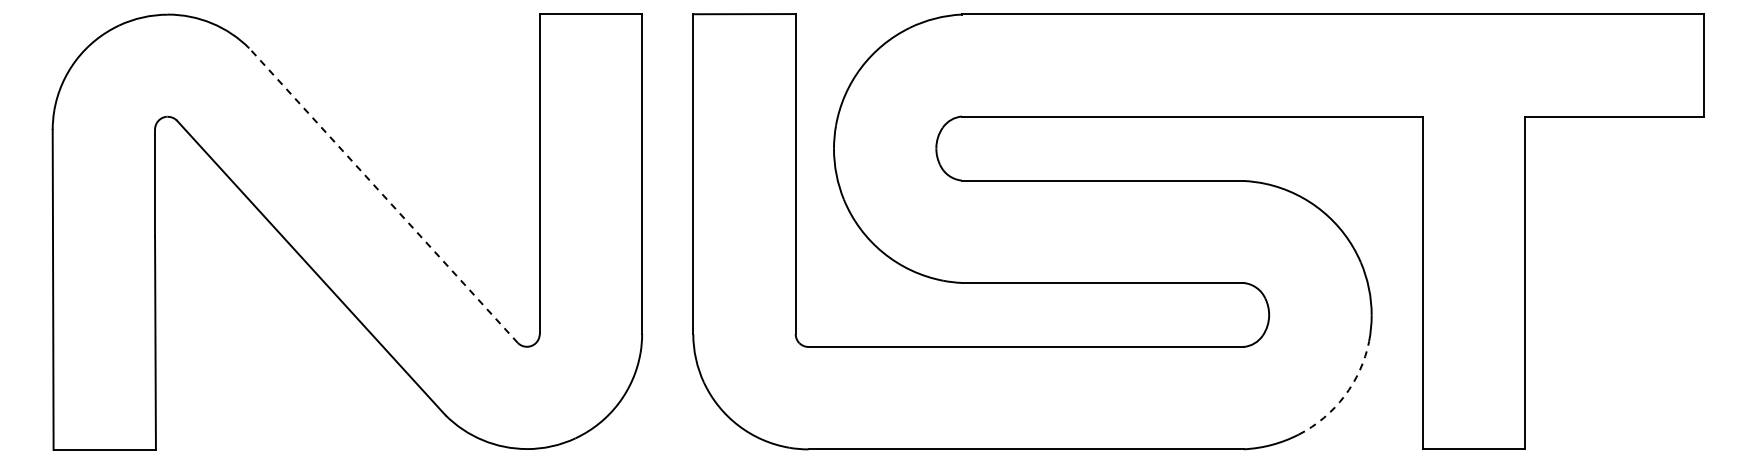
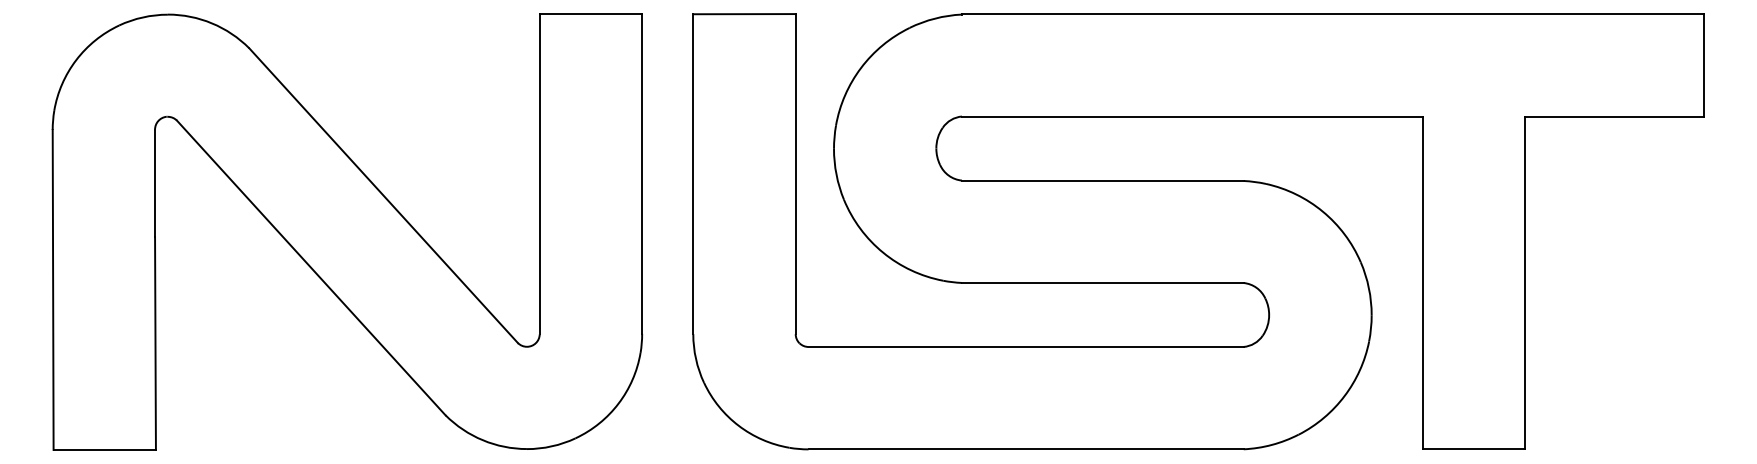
line: dashed -> solid (383, 195)
arc: dashed -> solid (1344, 396)
